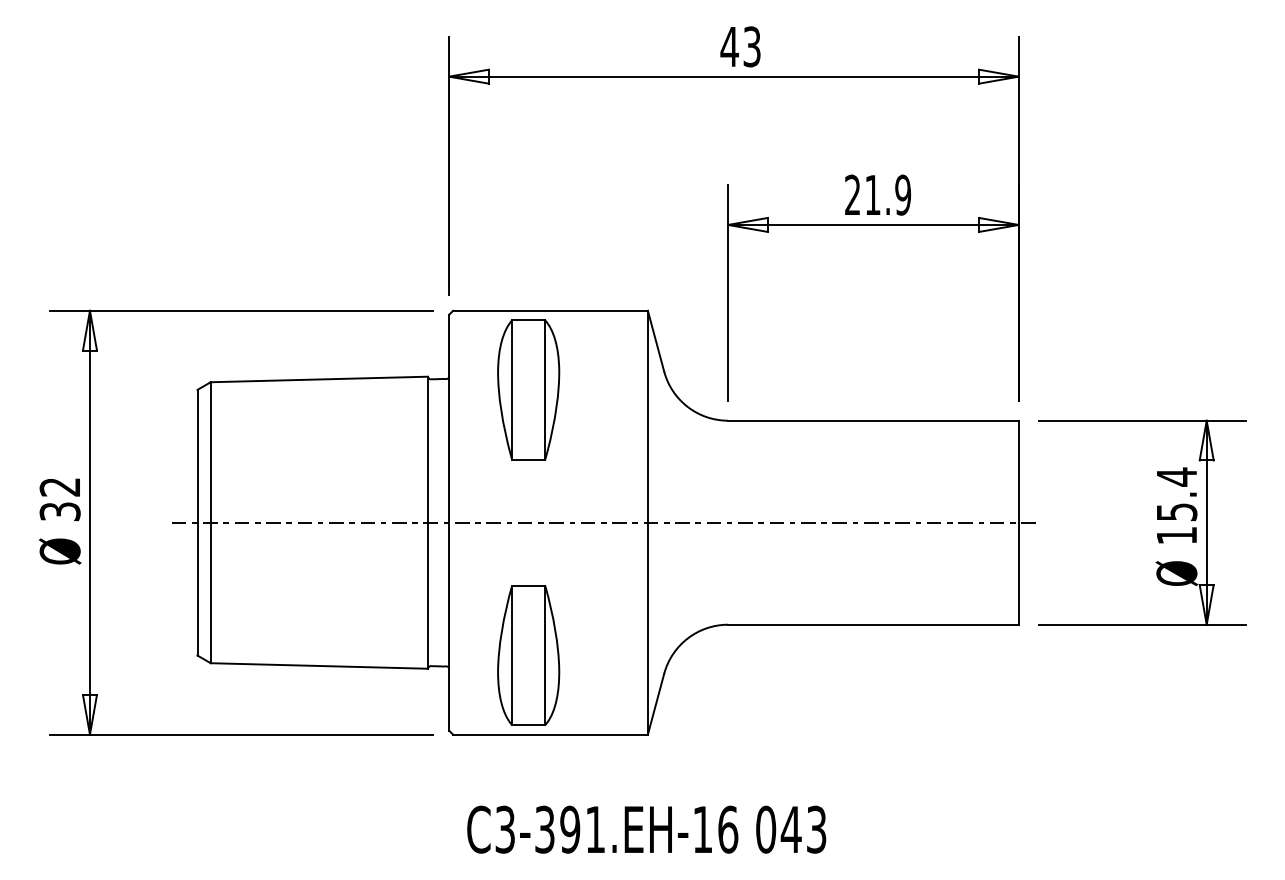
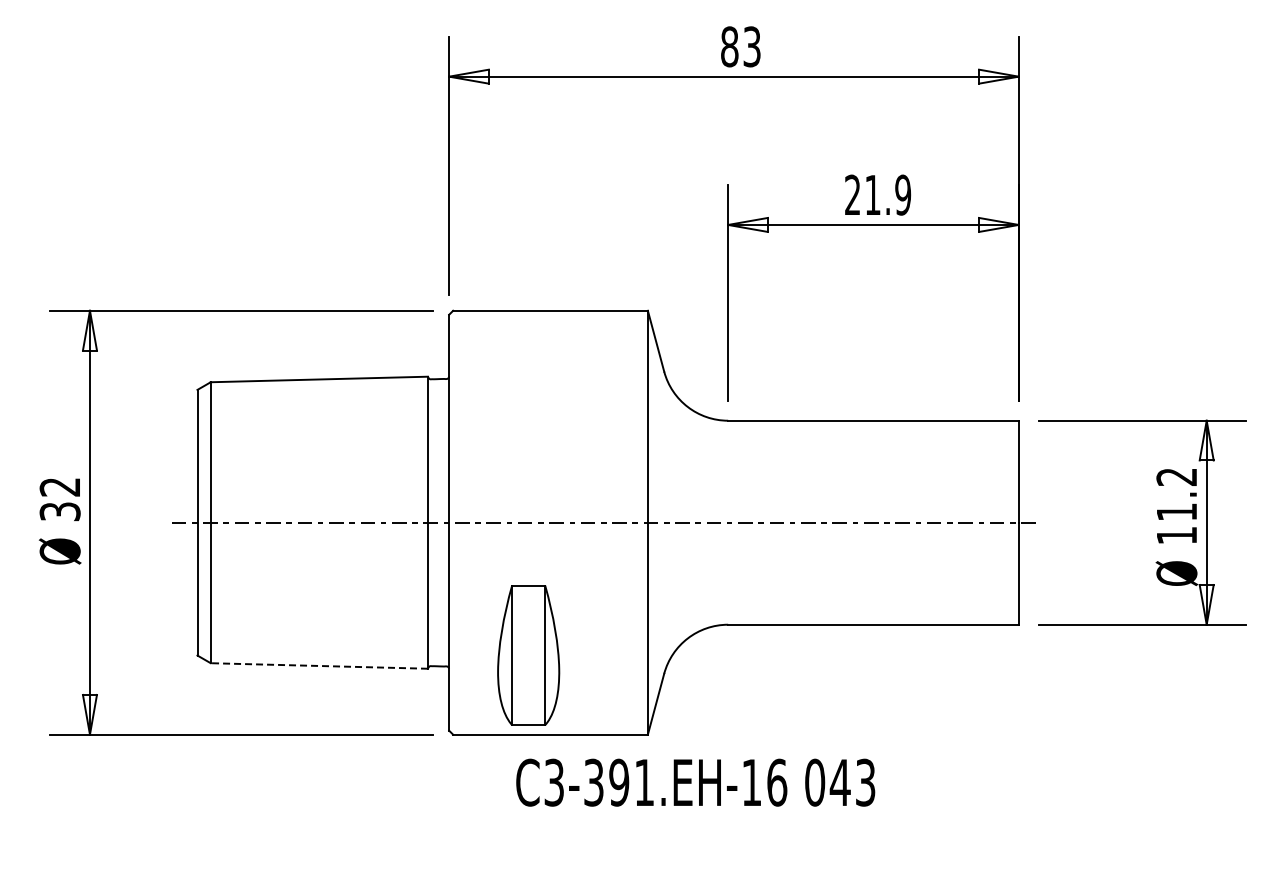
text: 43 -> 83 (729, 46)
part: present -> none (528, 389)
text: 15.4 -> 11.2 (1176, 494)
line: solid -> dashed (319, 665)
text position: (646, 829) -> (695, 782) (695, 782)
